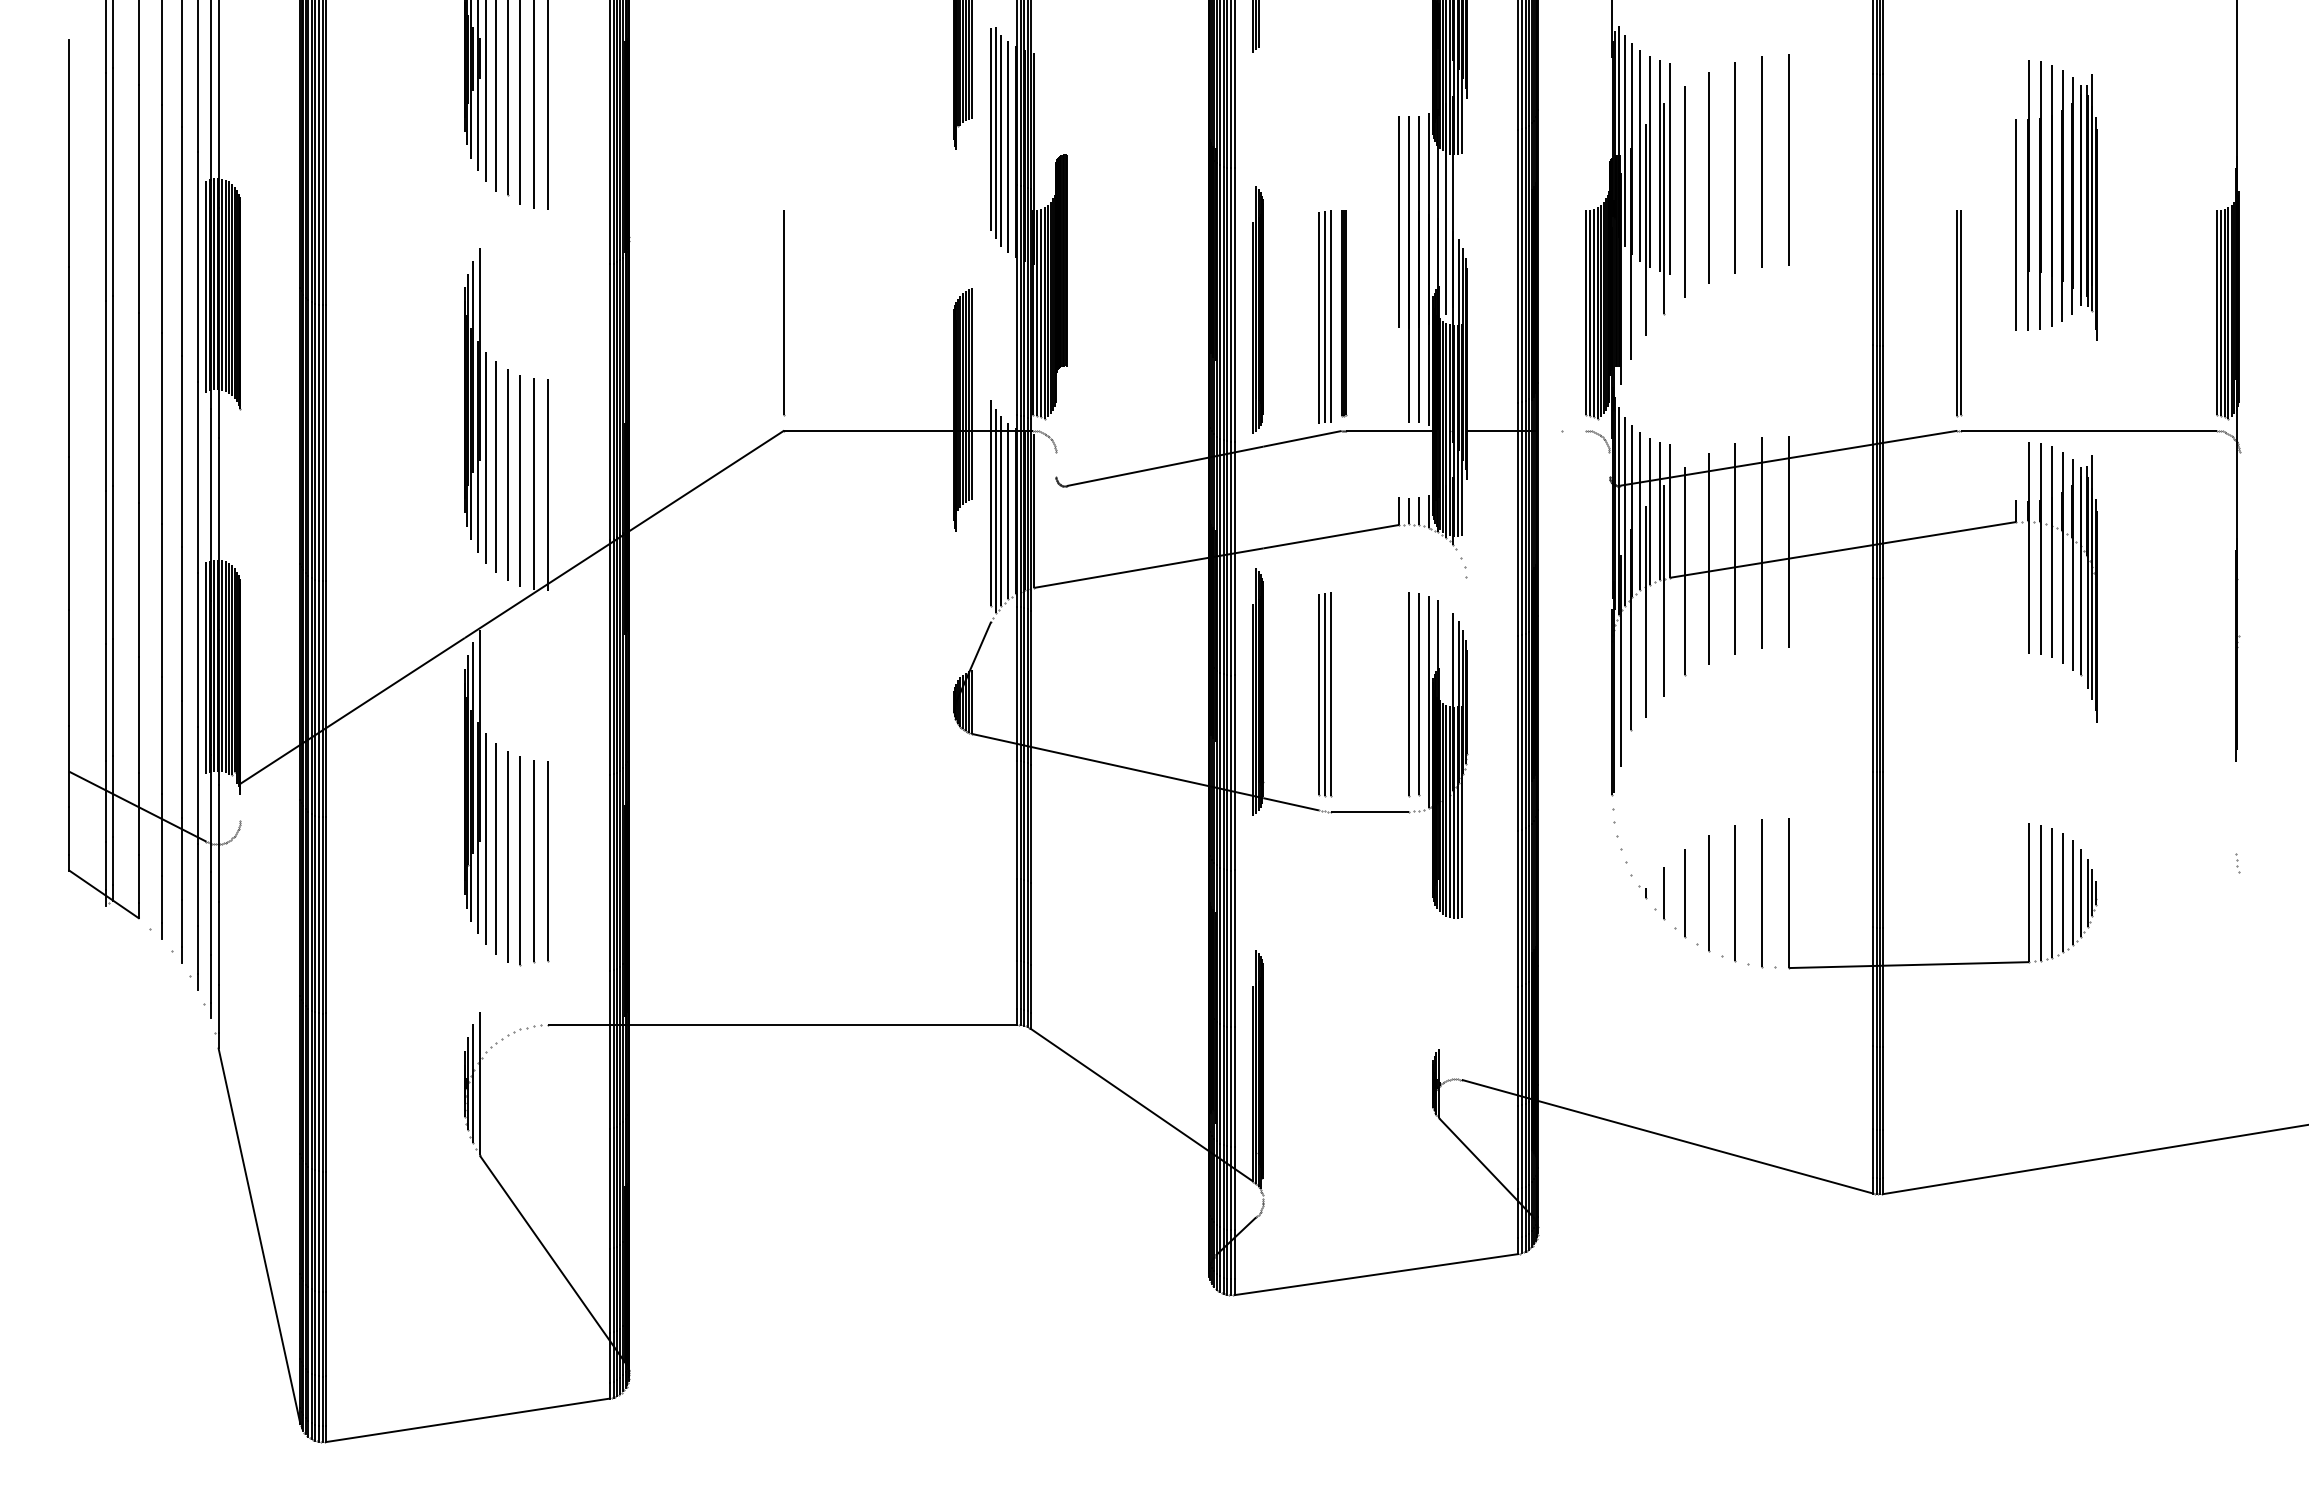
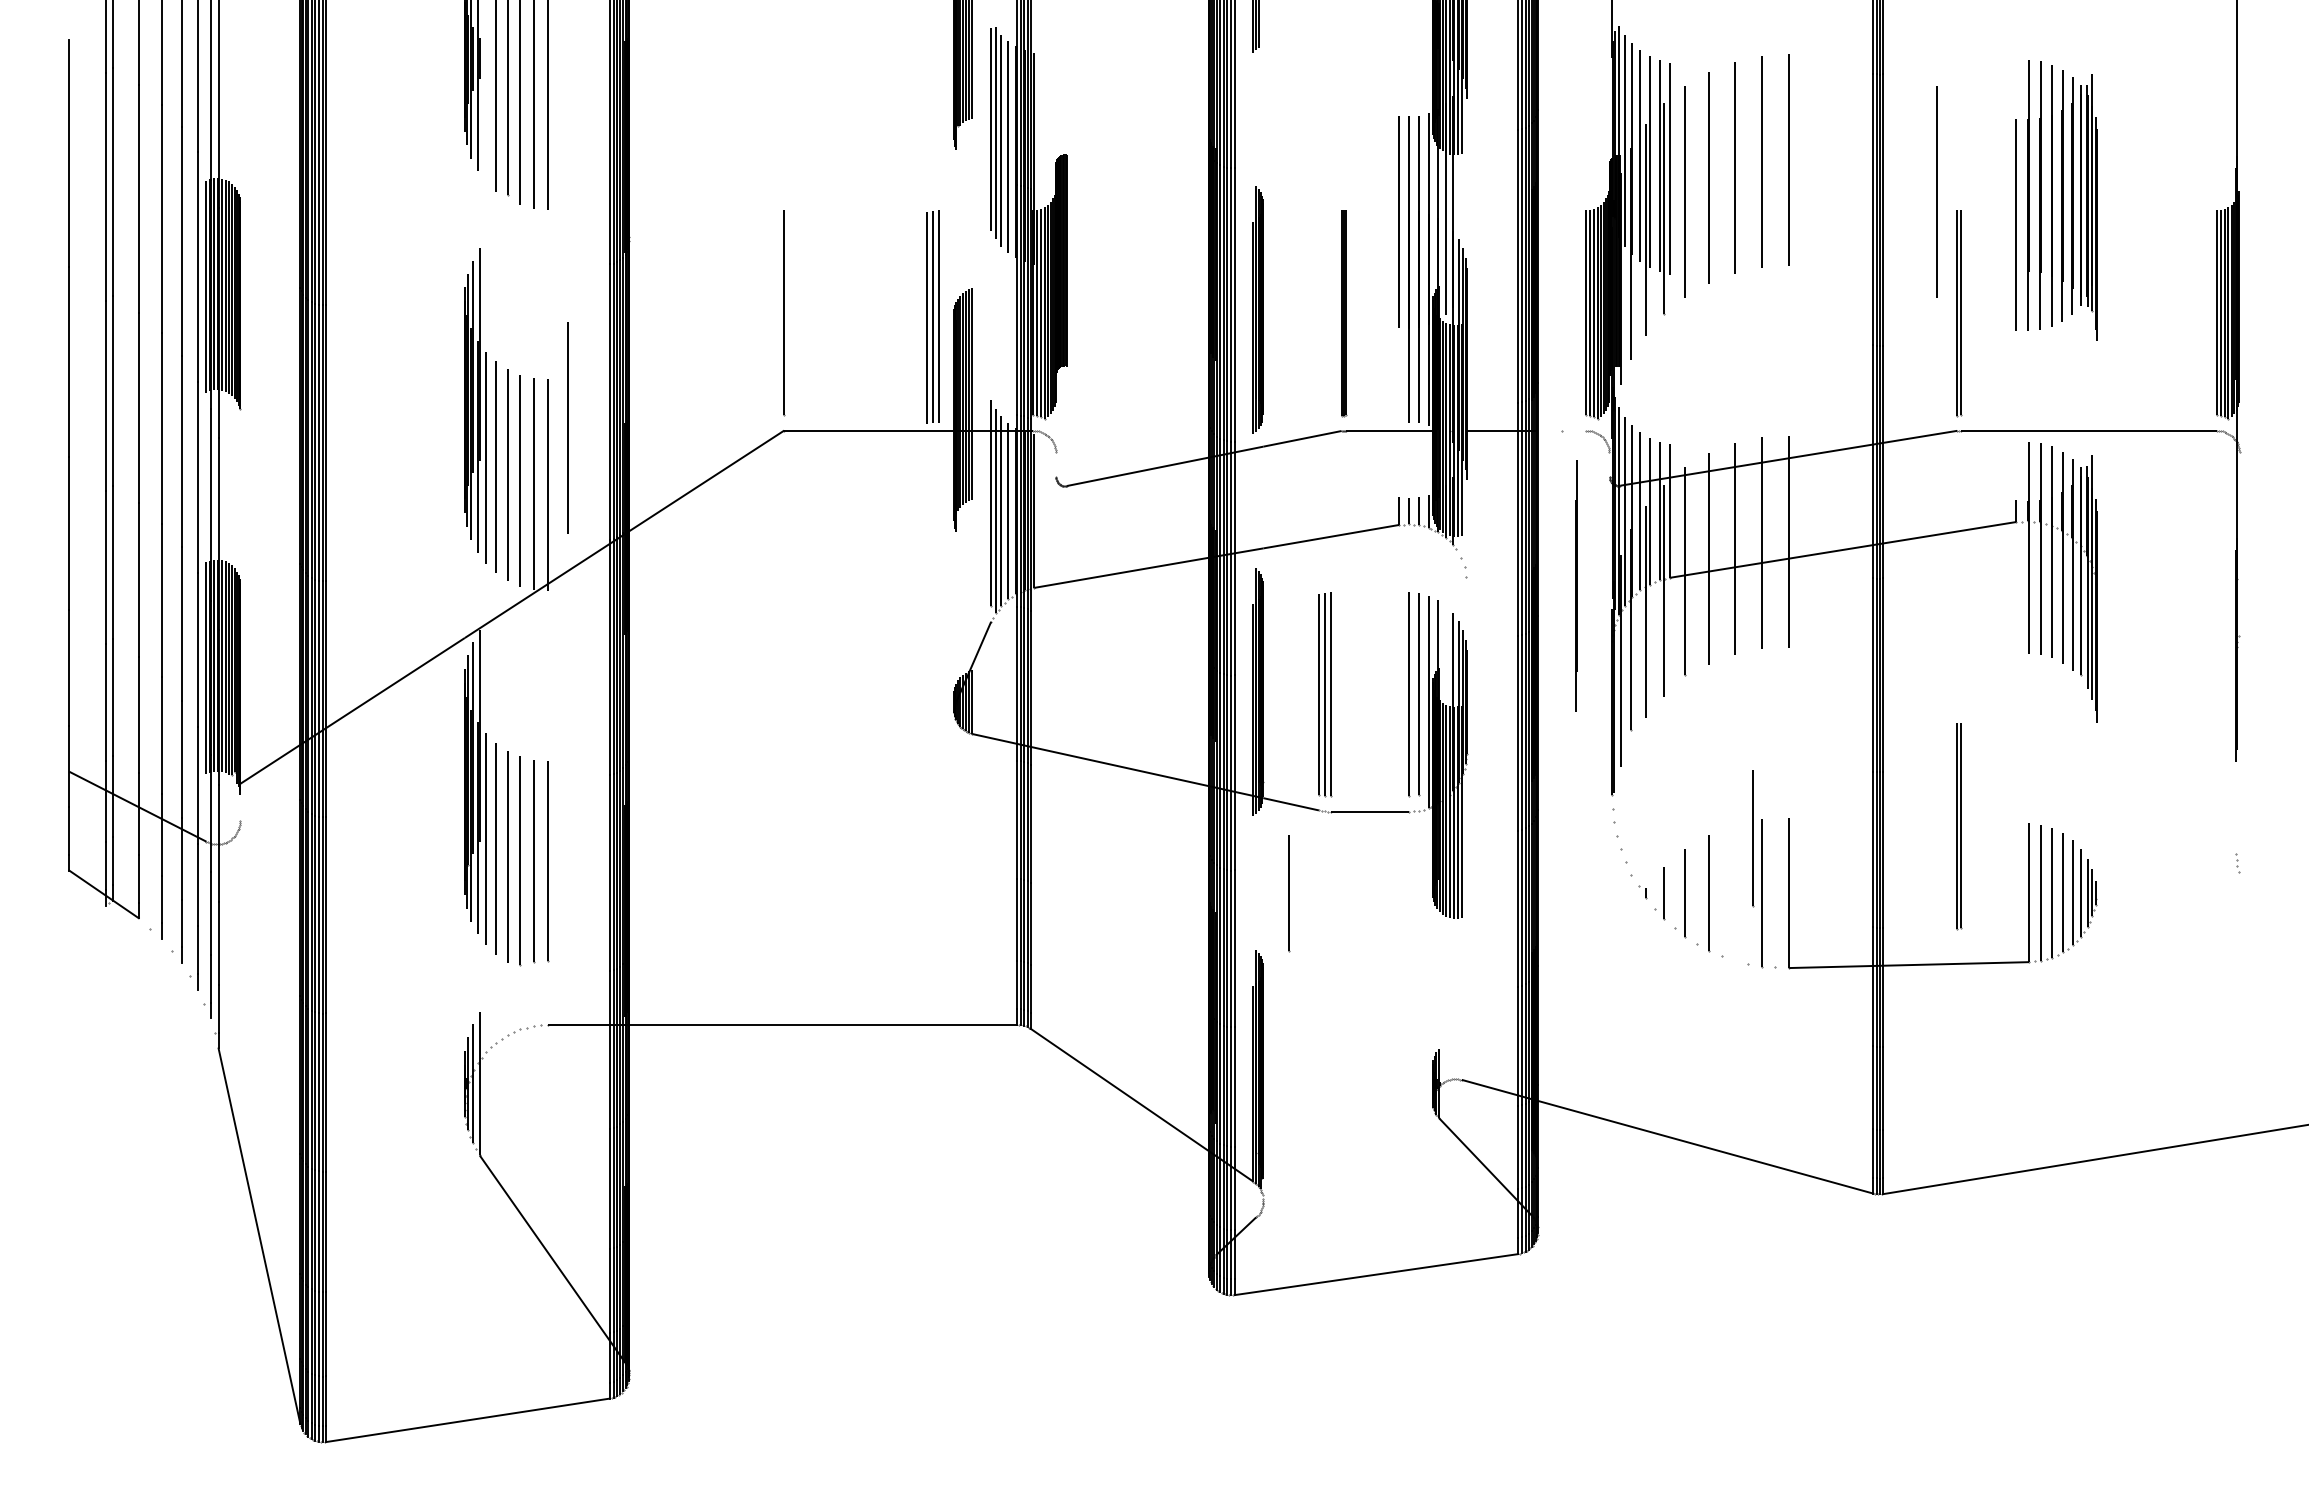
line: present -> none (485, 92)
line: none -> present (1936, 191)
part position: (1324, 316) -> (932, 316) (932, 316)
line: none -> present (567, 427)
line: none -> present (1576, 585)
part: none -> present (1959, 826)
line: none -> present (1289, 893)
line position: (1735, 893) -> (1753, 838) (1753, 838)
